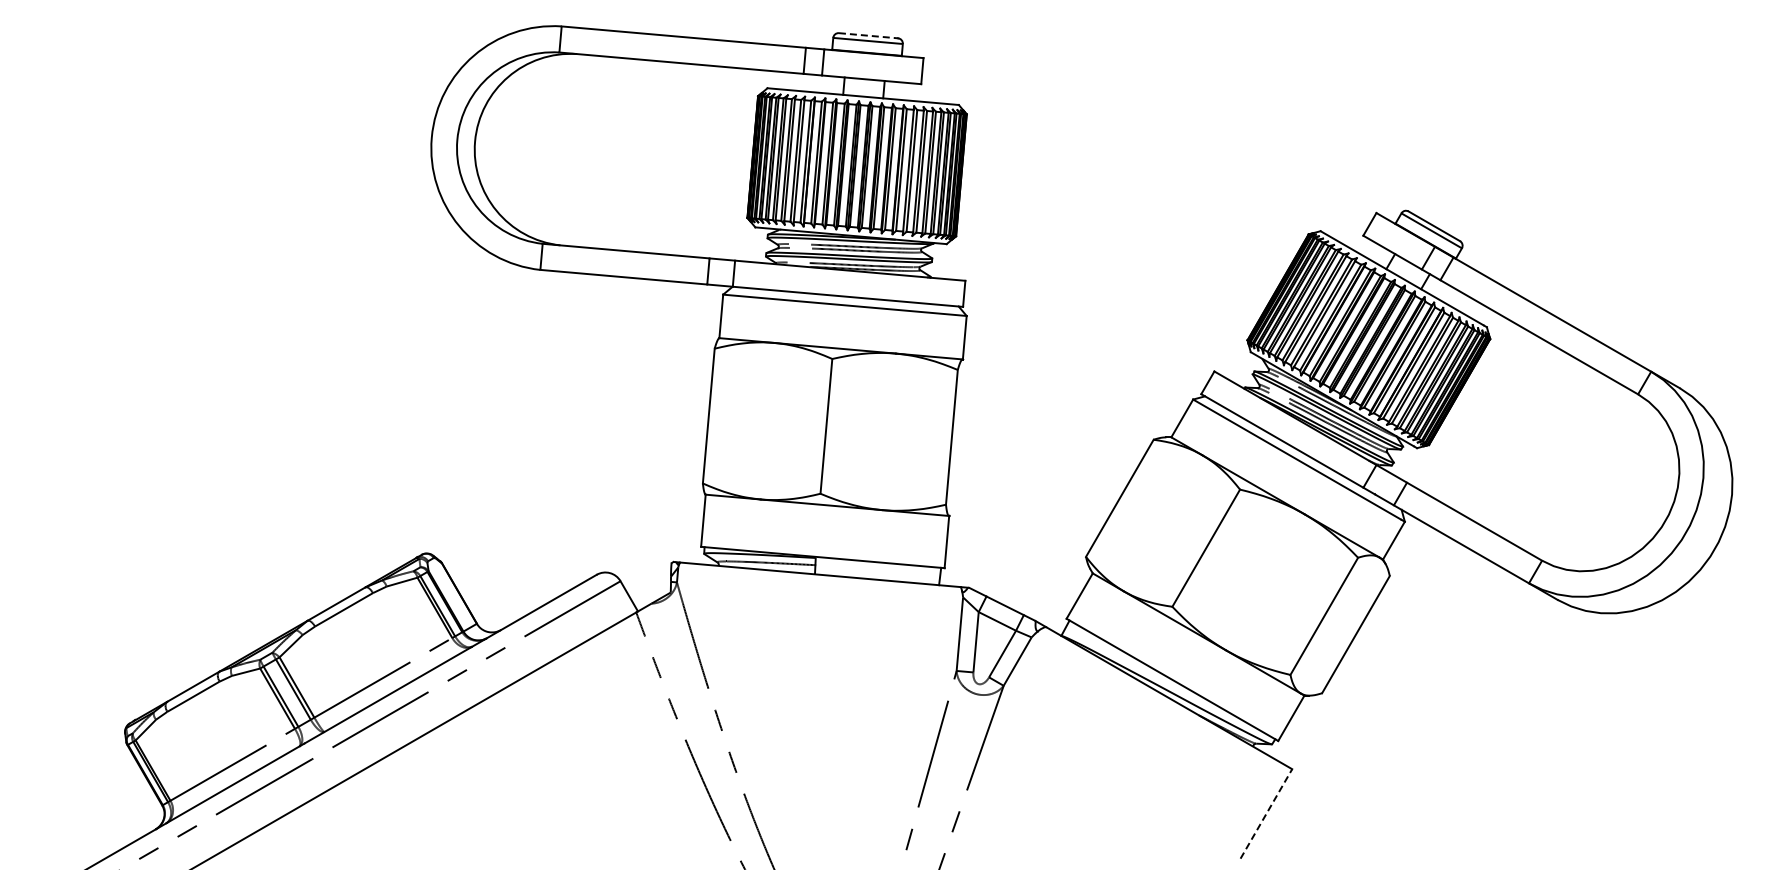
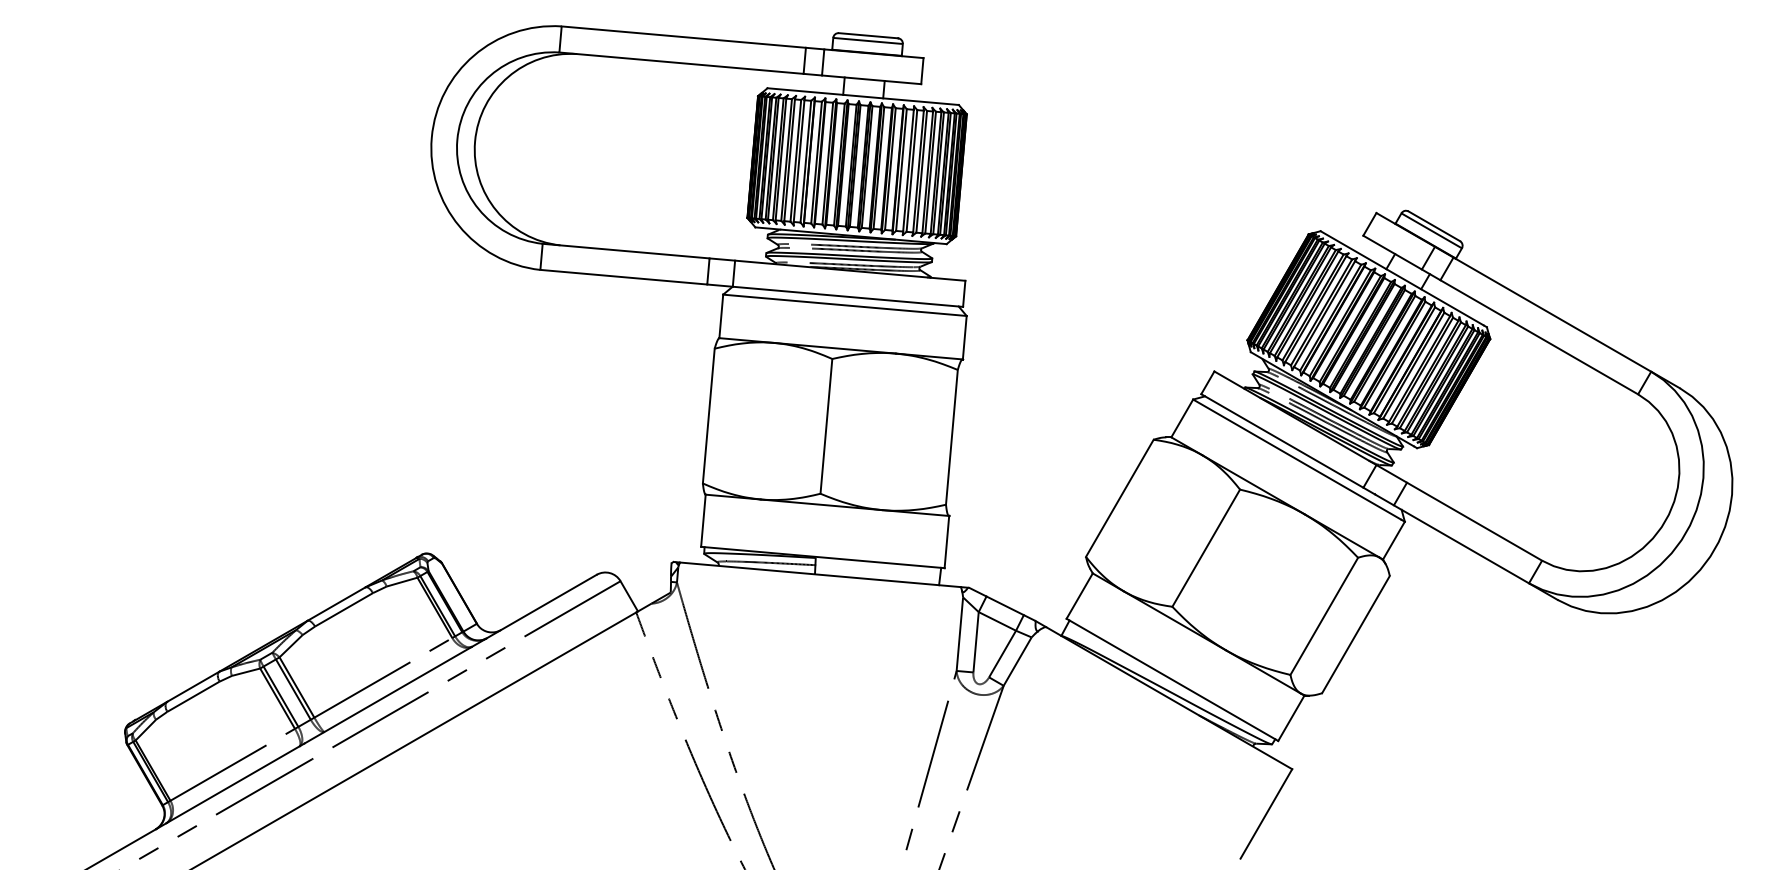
line: dashed -> solid (868, 35)
line: dashed -> solid (1266, 813)
